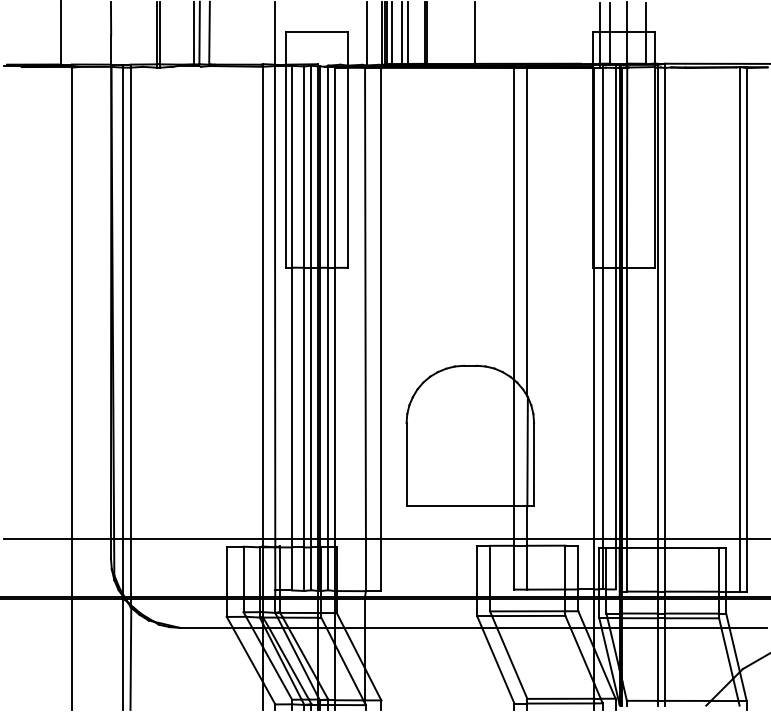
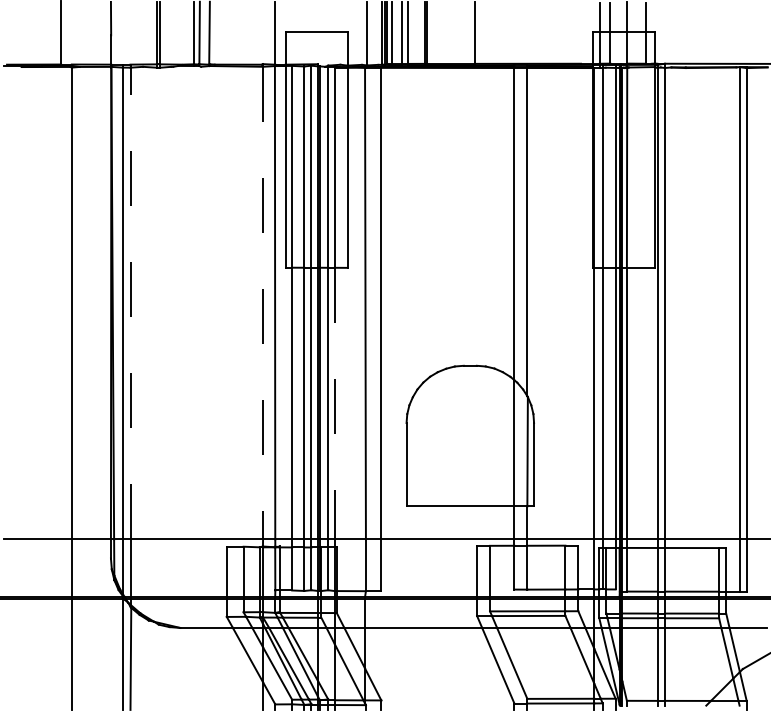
line: solid -> dashed (130, 303)
line: solid -> dashed (263, 303)
line: solid -> dashed (334, 403)
